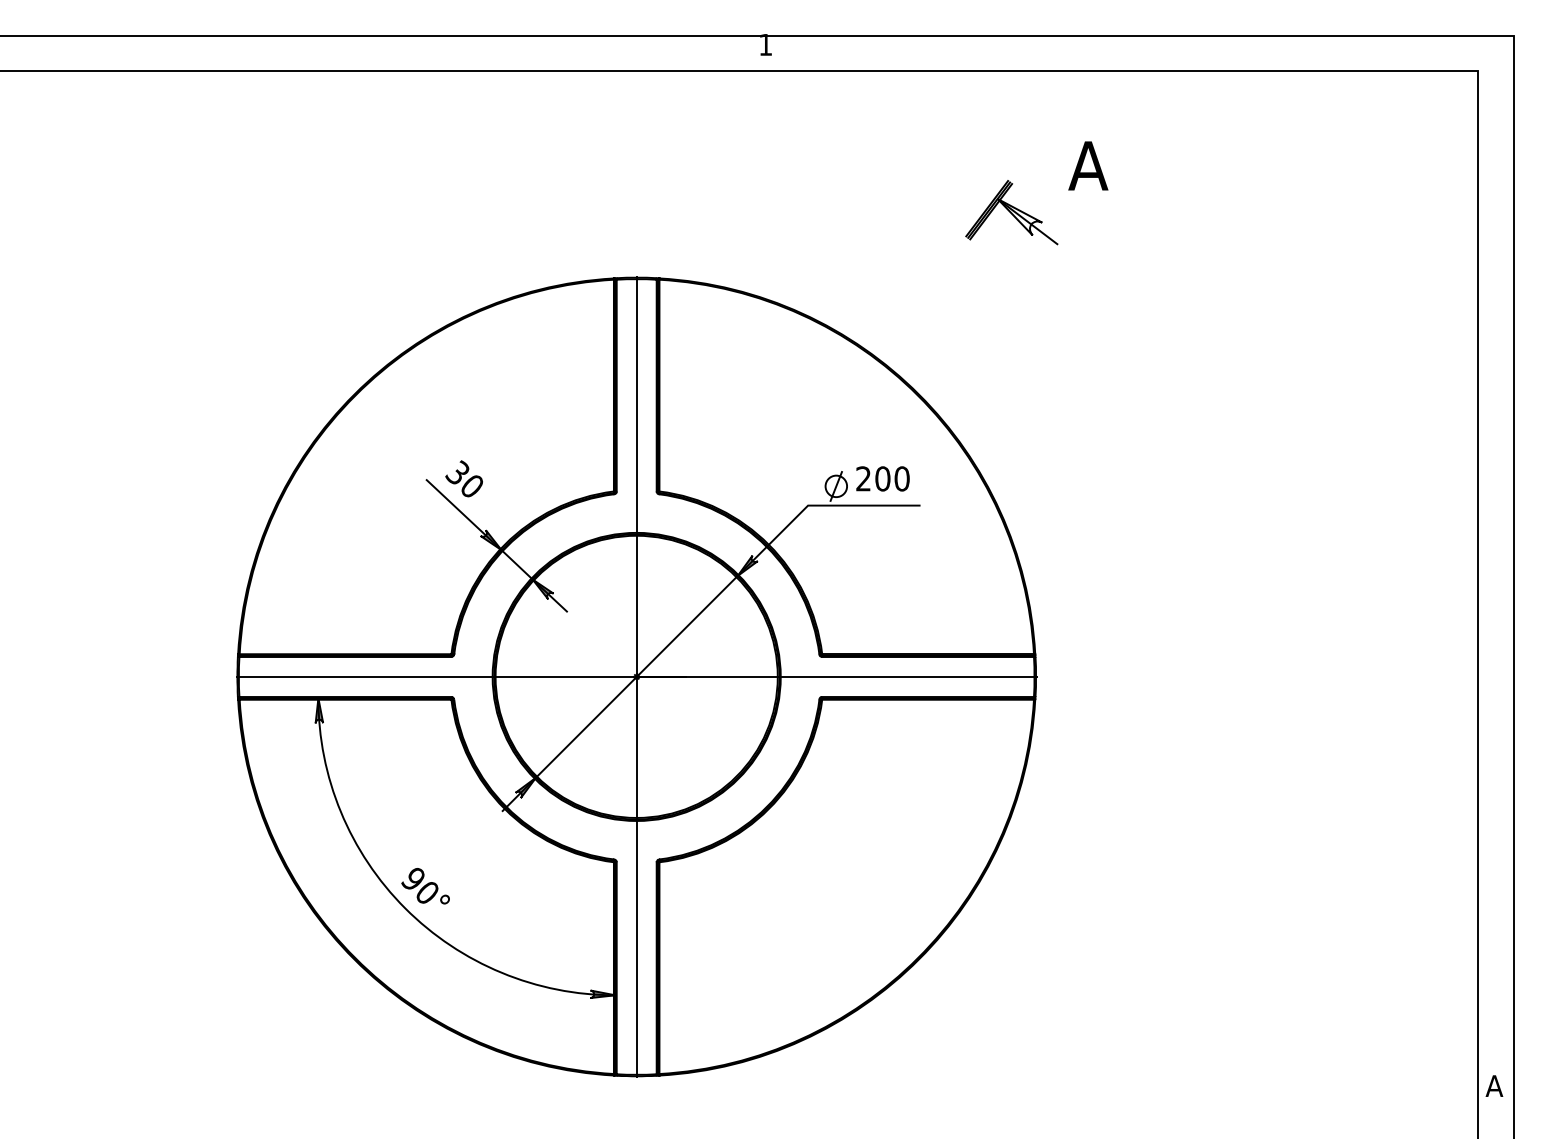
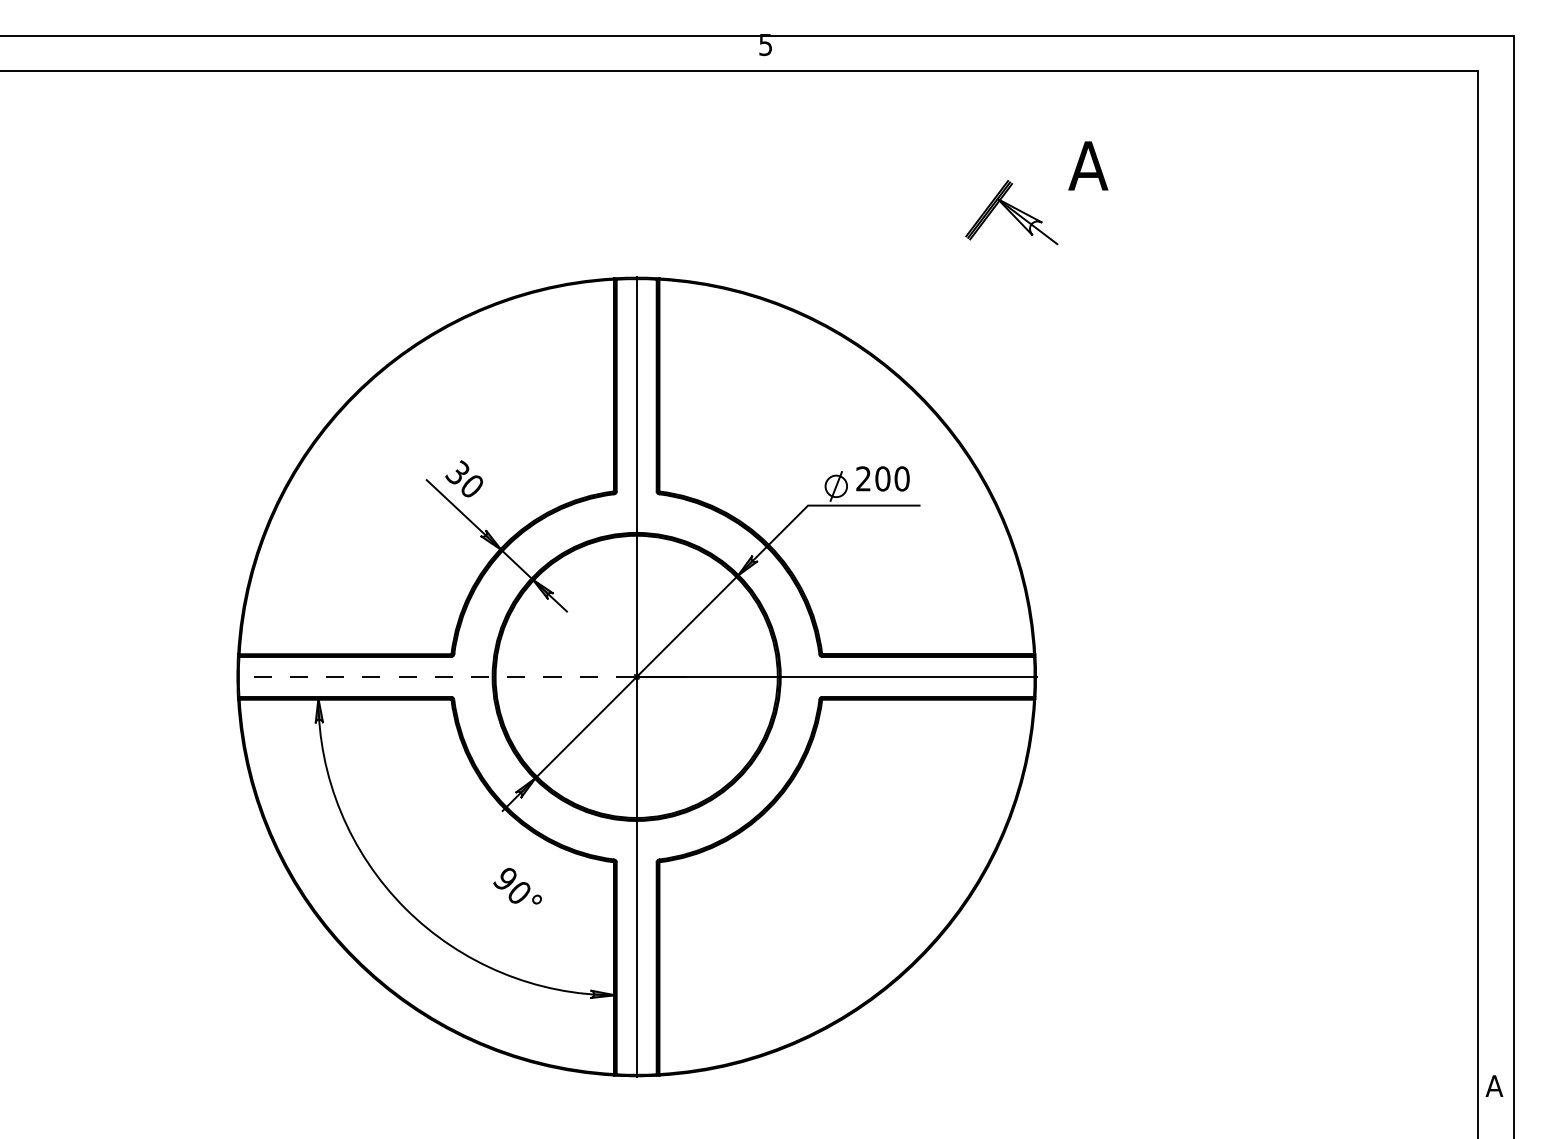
text: 1 -> 5 (765, 45)
line: solid -> dashed (435, 676)
text position: (425, 886) -> (517, 886) (517, 886)
